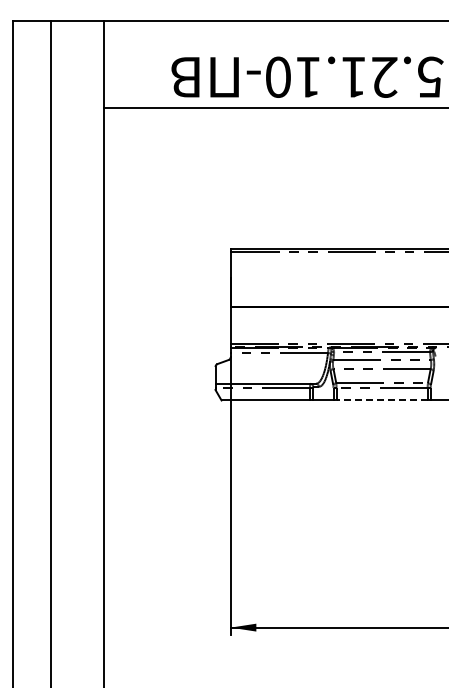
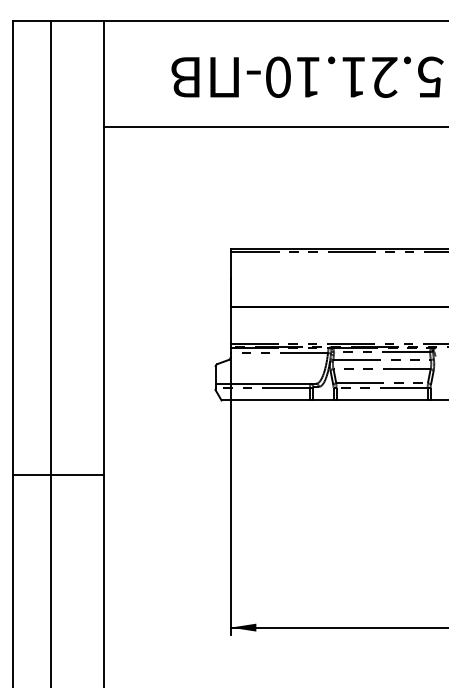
line position: (274, 107) -> (274, 126) (274, 126)
line: dashed -> solid (382, 400)
line: none -> present (58, 474)
